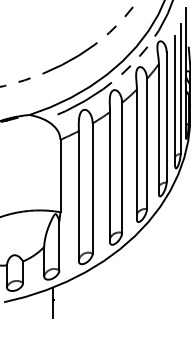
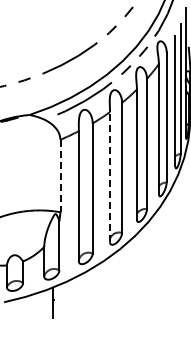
line: solid -> dashed (60, 176)
line: solid -> dashed (110, 176)
